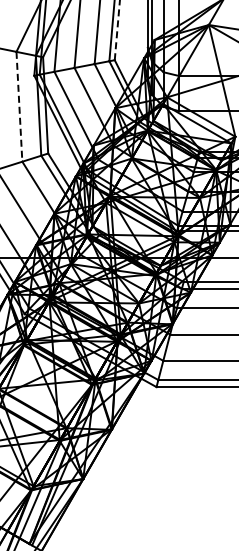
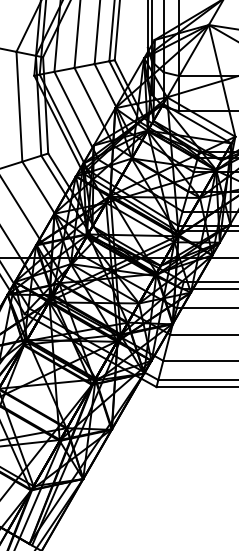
line: dashed -> solid (117, 29)
line: dashed -> solid (19, 106)
